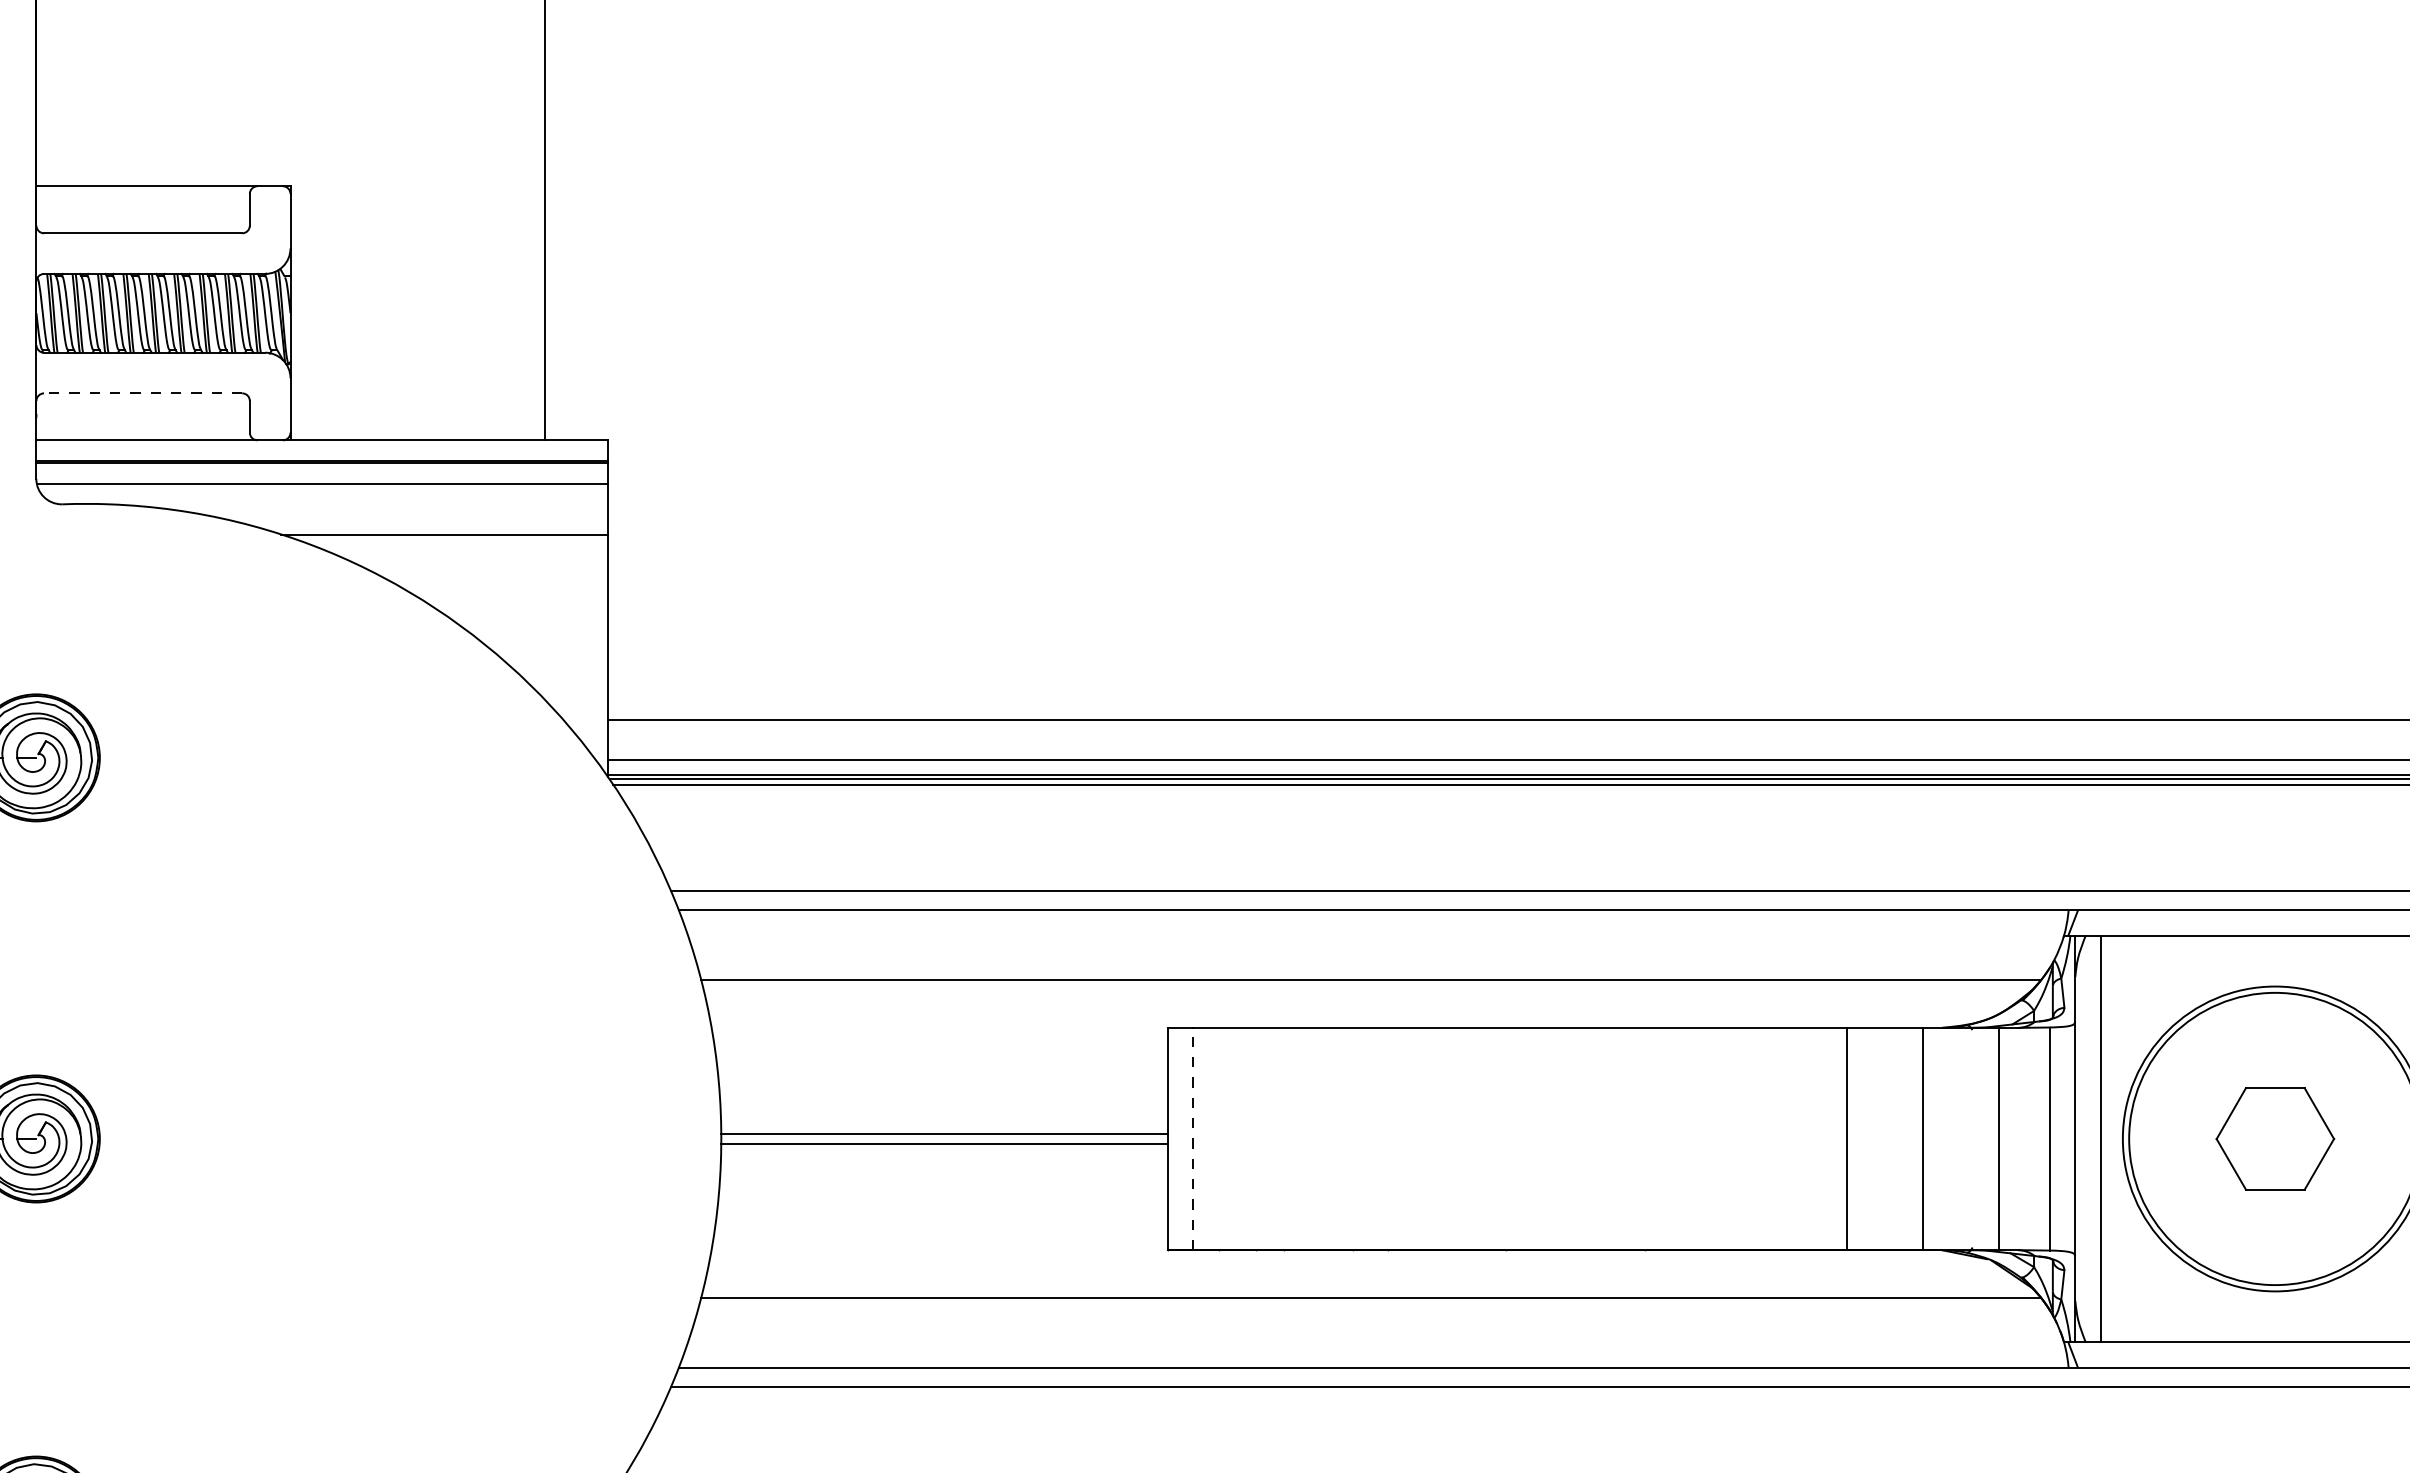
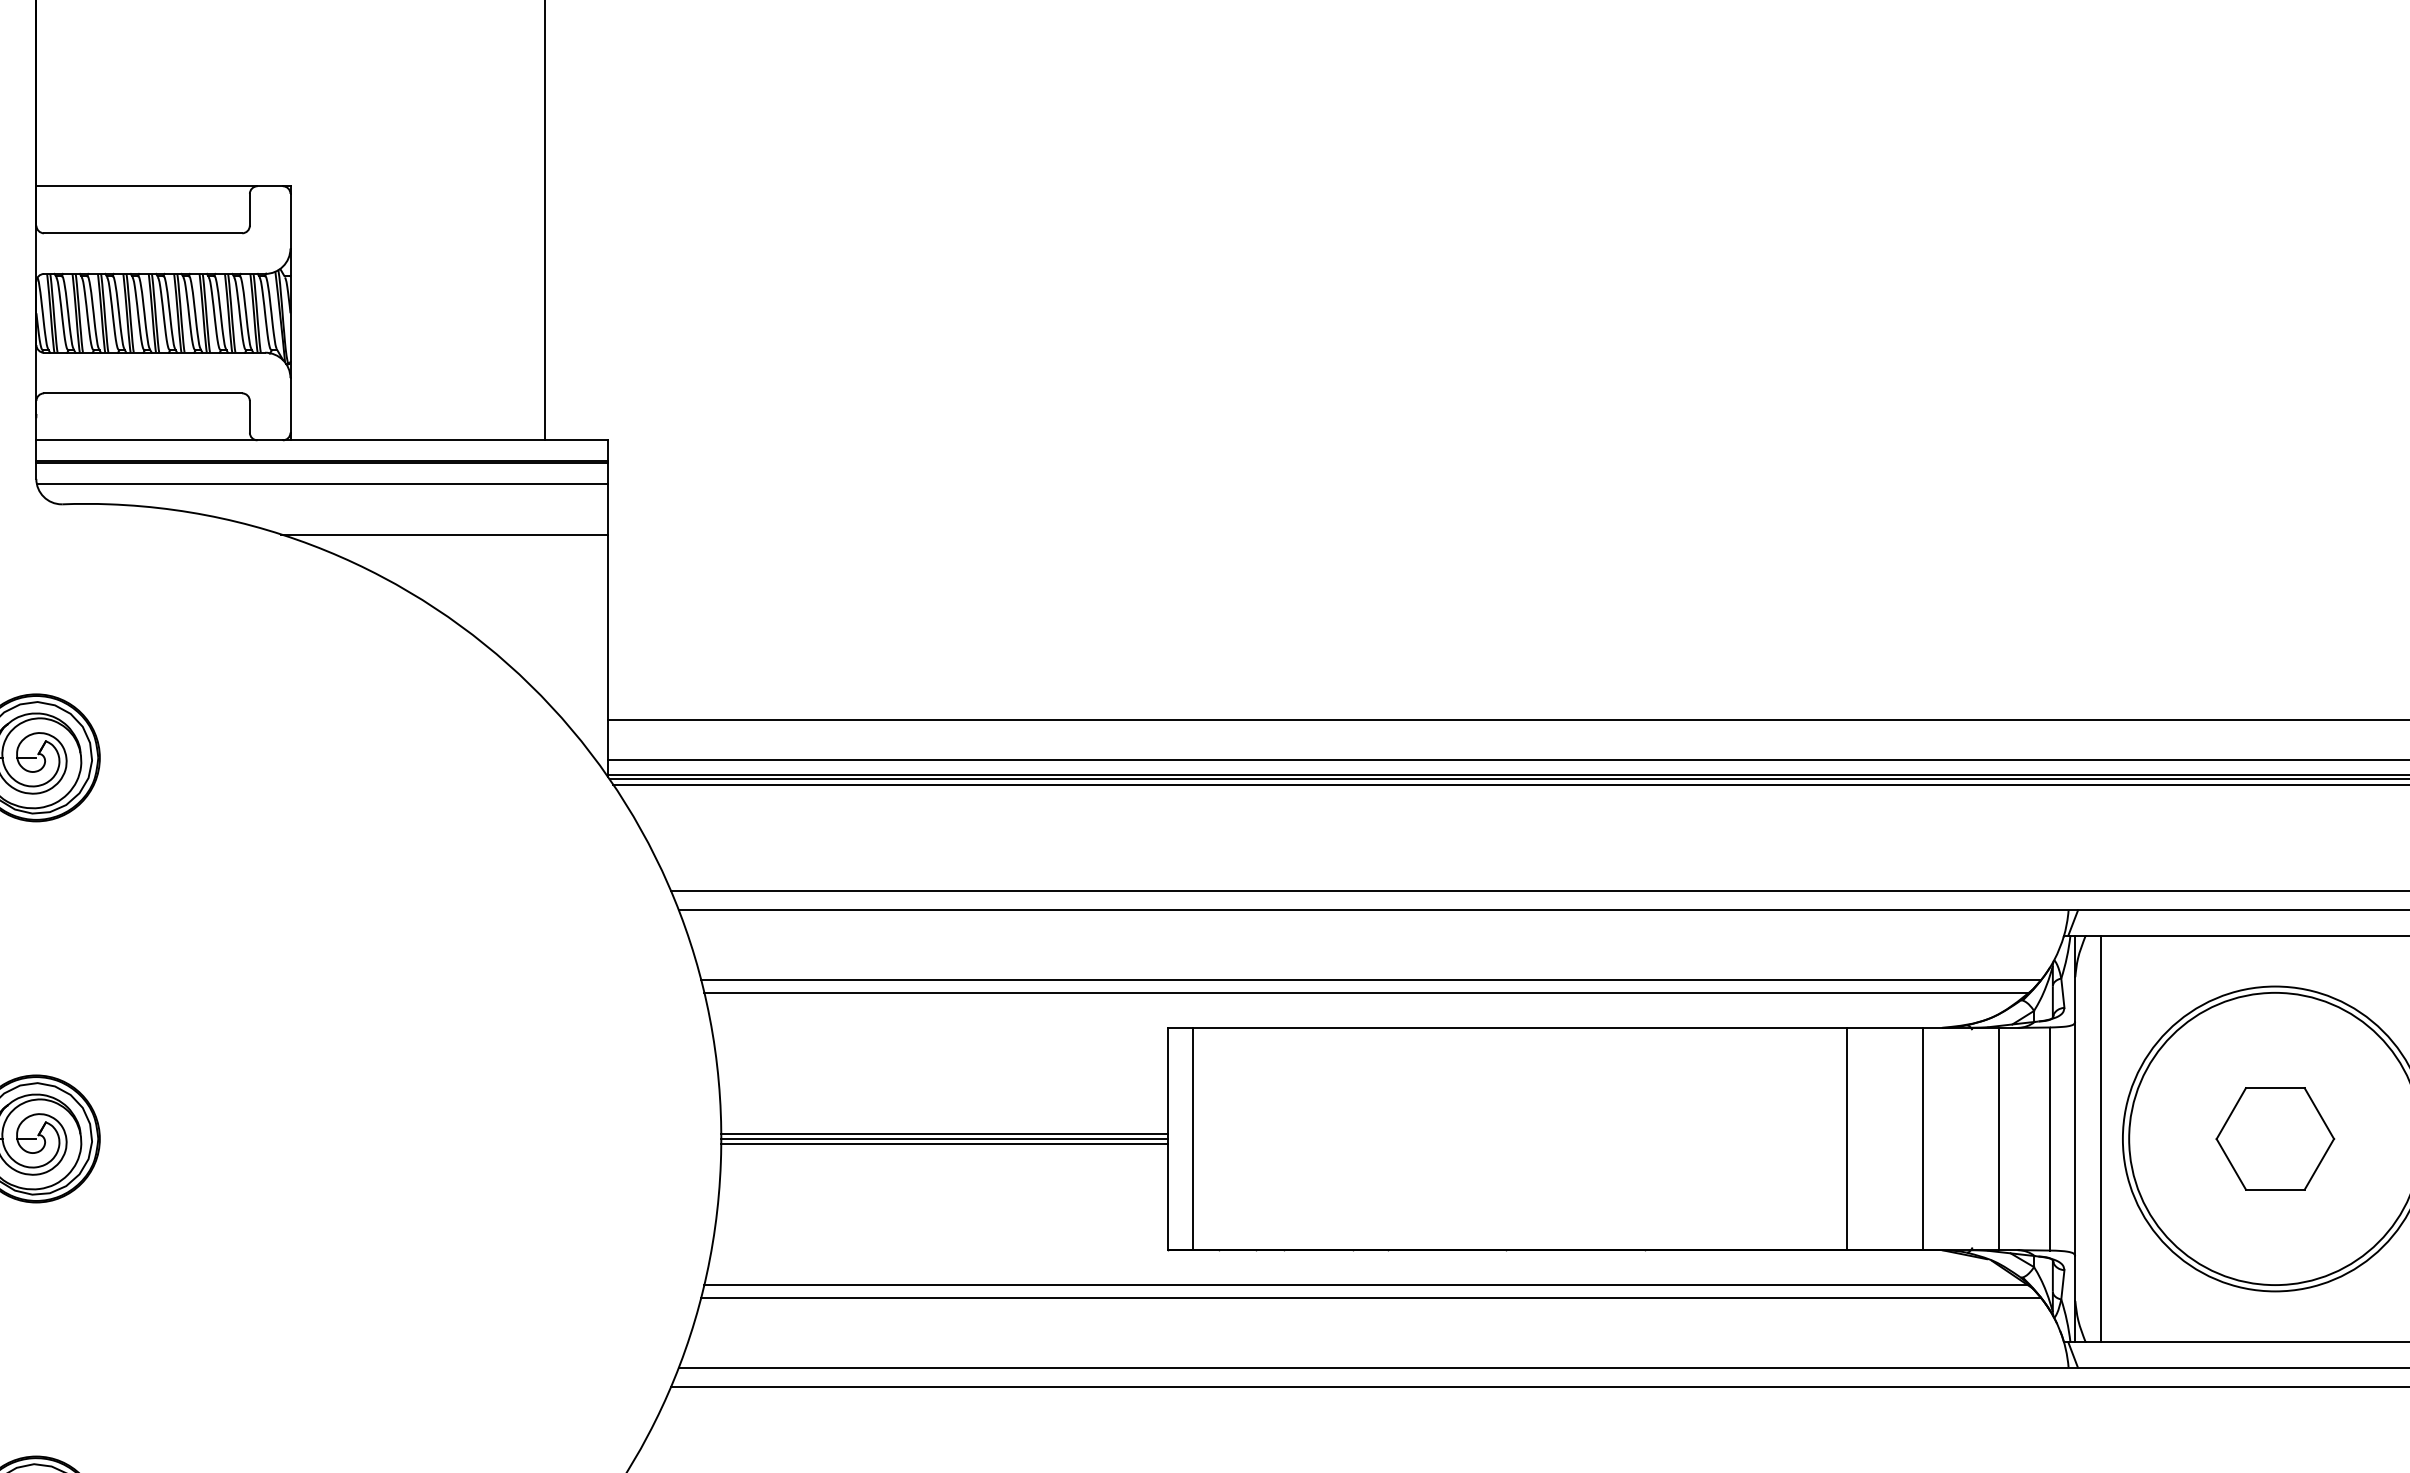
line: dashed -> solid (142, 393)
line: none -> present (1365, 992)
line: none -> present (944, 1138)
line: dashed -> solid (1193, 1138)
line: none -> present (1365, 1285)
